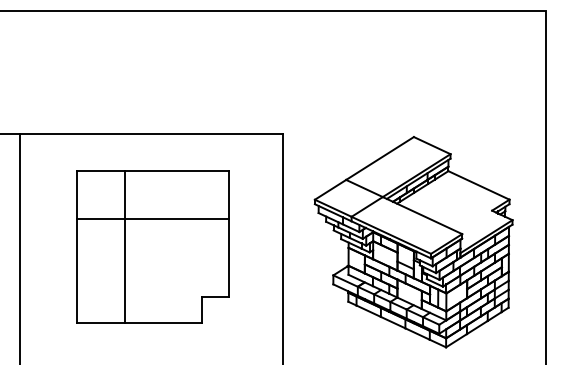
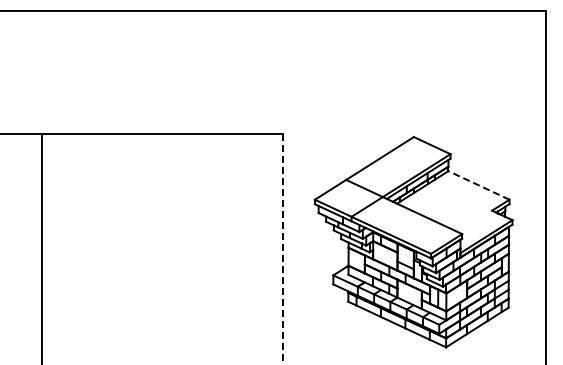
line: solid -> dashed (478, 185)
part: present -> none (152, 246)
line position: (19, 247) -> (41, 247) (41, 247)
line: solid -> dashed (282, 249)
